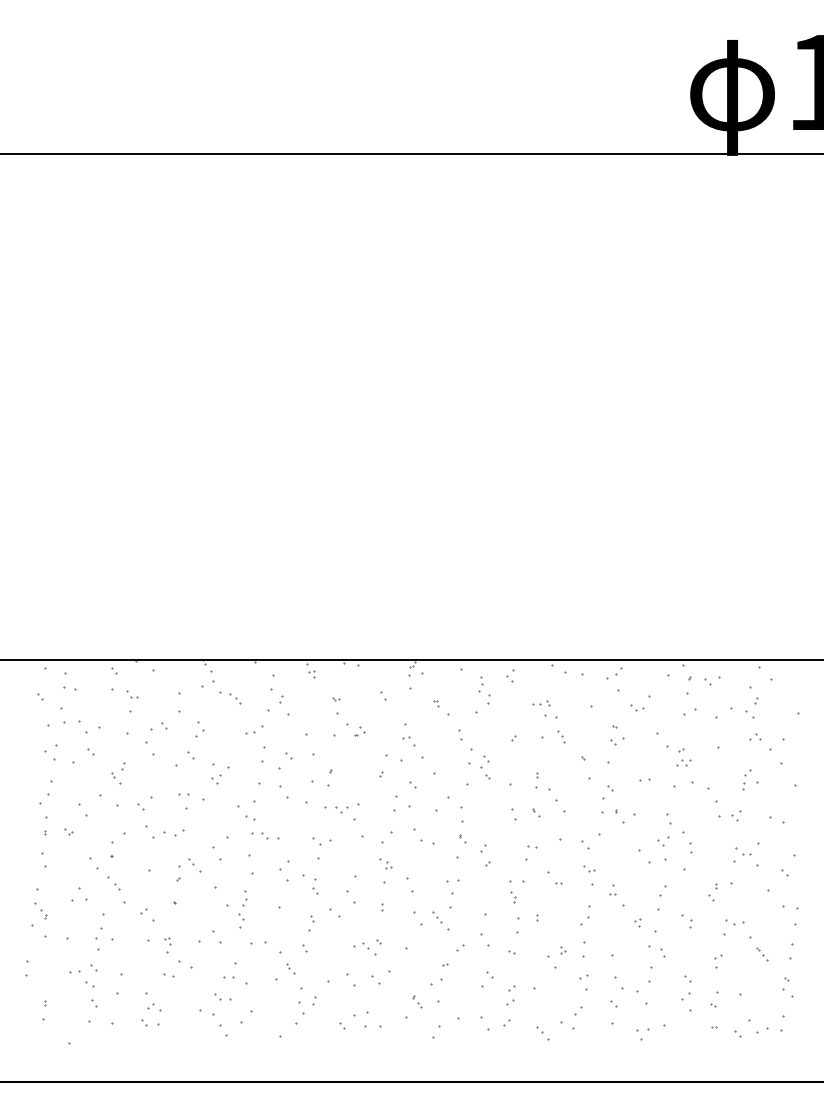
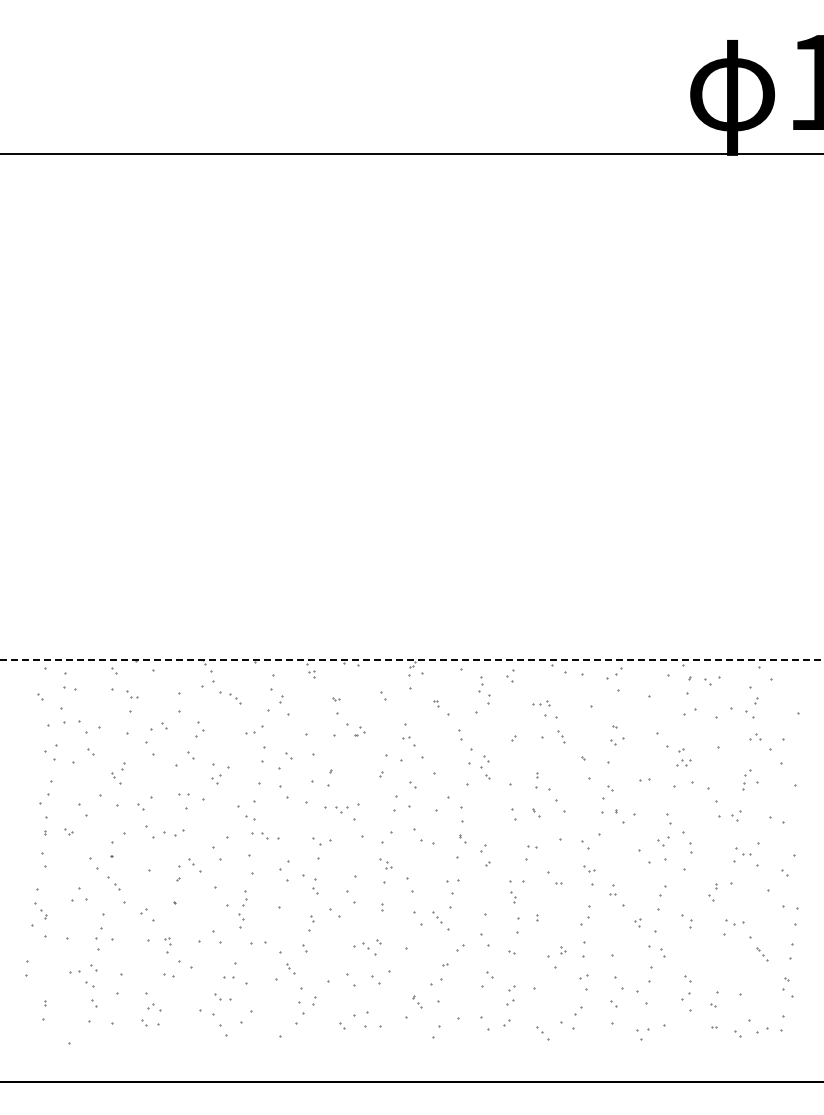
line: solid -> dashed (411, 659)
part: present -> none (637, 707)
part: present -> none (718, 961)
